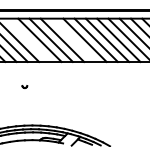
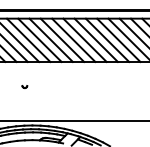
line: none -> present (28, 39)
line: none -> present (73, 39)
line: none -> present (74, 120)
